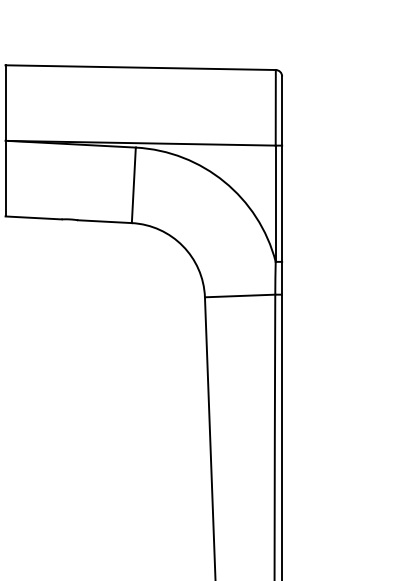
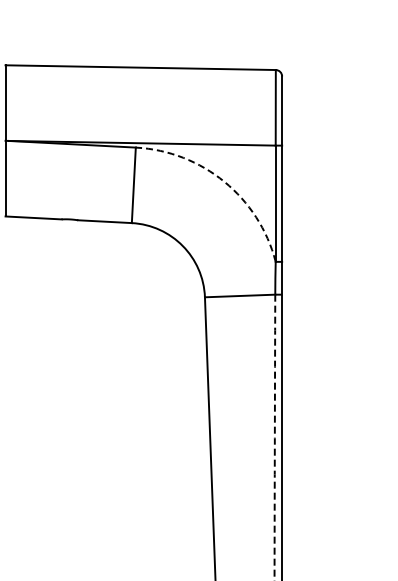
arc: solid -> dashed (224, 181)
arc: solid -> dashed (274, 438)
